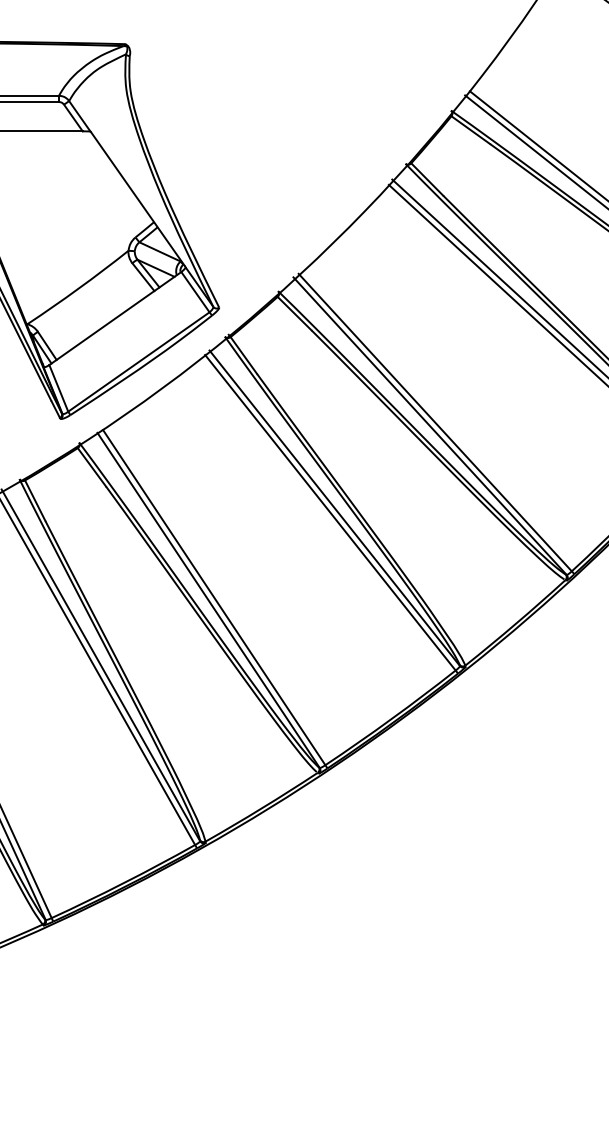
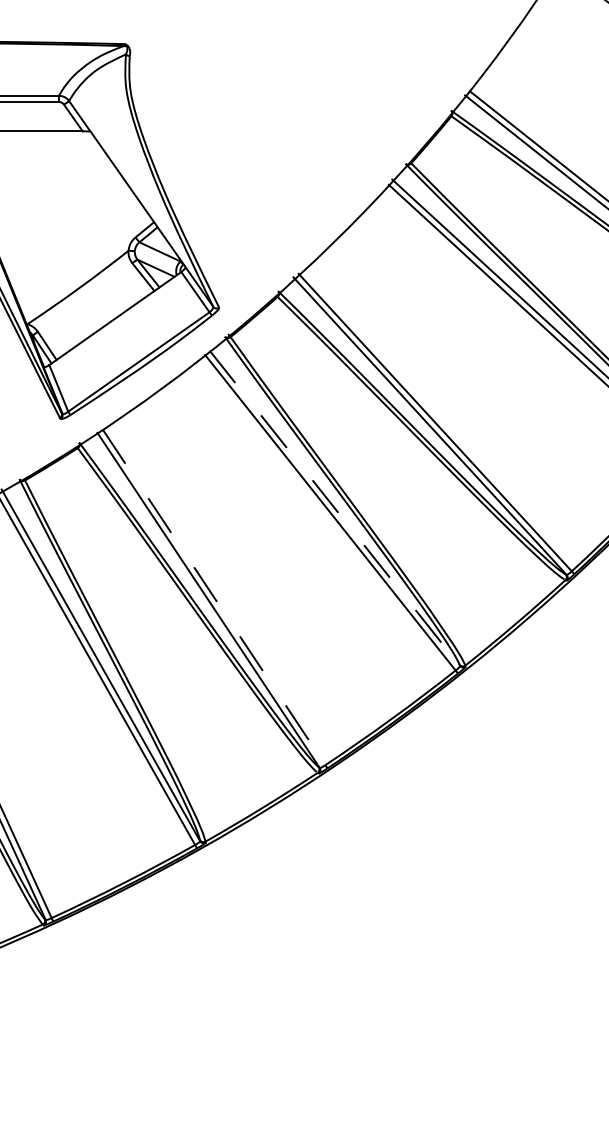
line: solid -> dashed (335, 508)
line: solid -> dashed (214, 597)
